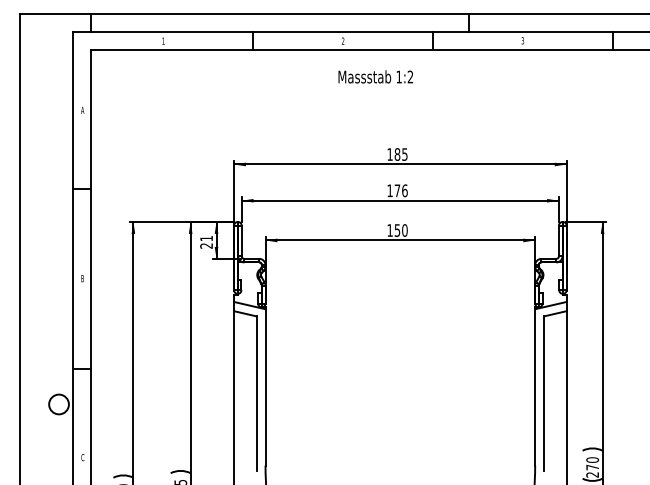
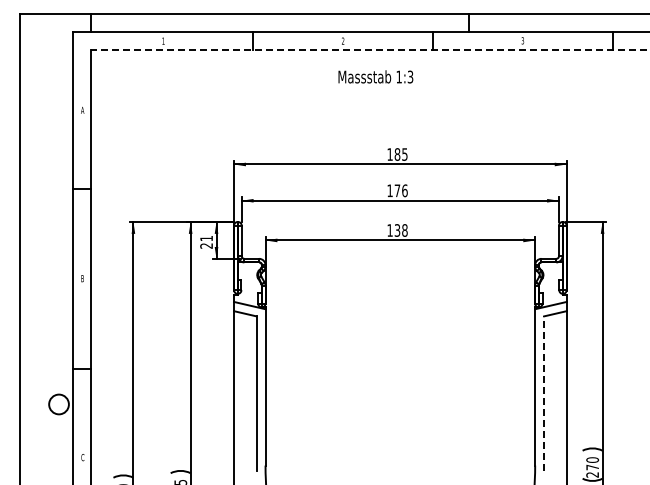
line: solid -> dashed (370, 50)
text: 1:2 -> 1:3 (410, 77)
text: 150 -> 138 (401, 230)
line: solid -> dashed (544, 392)
